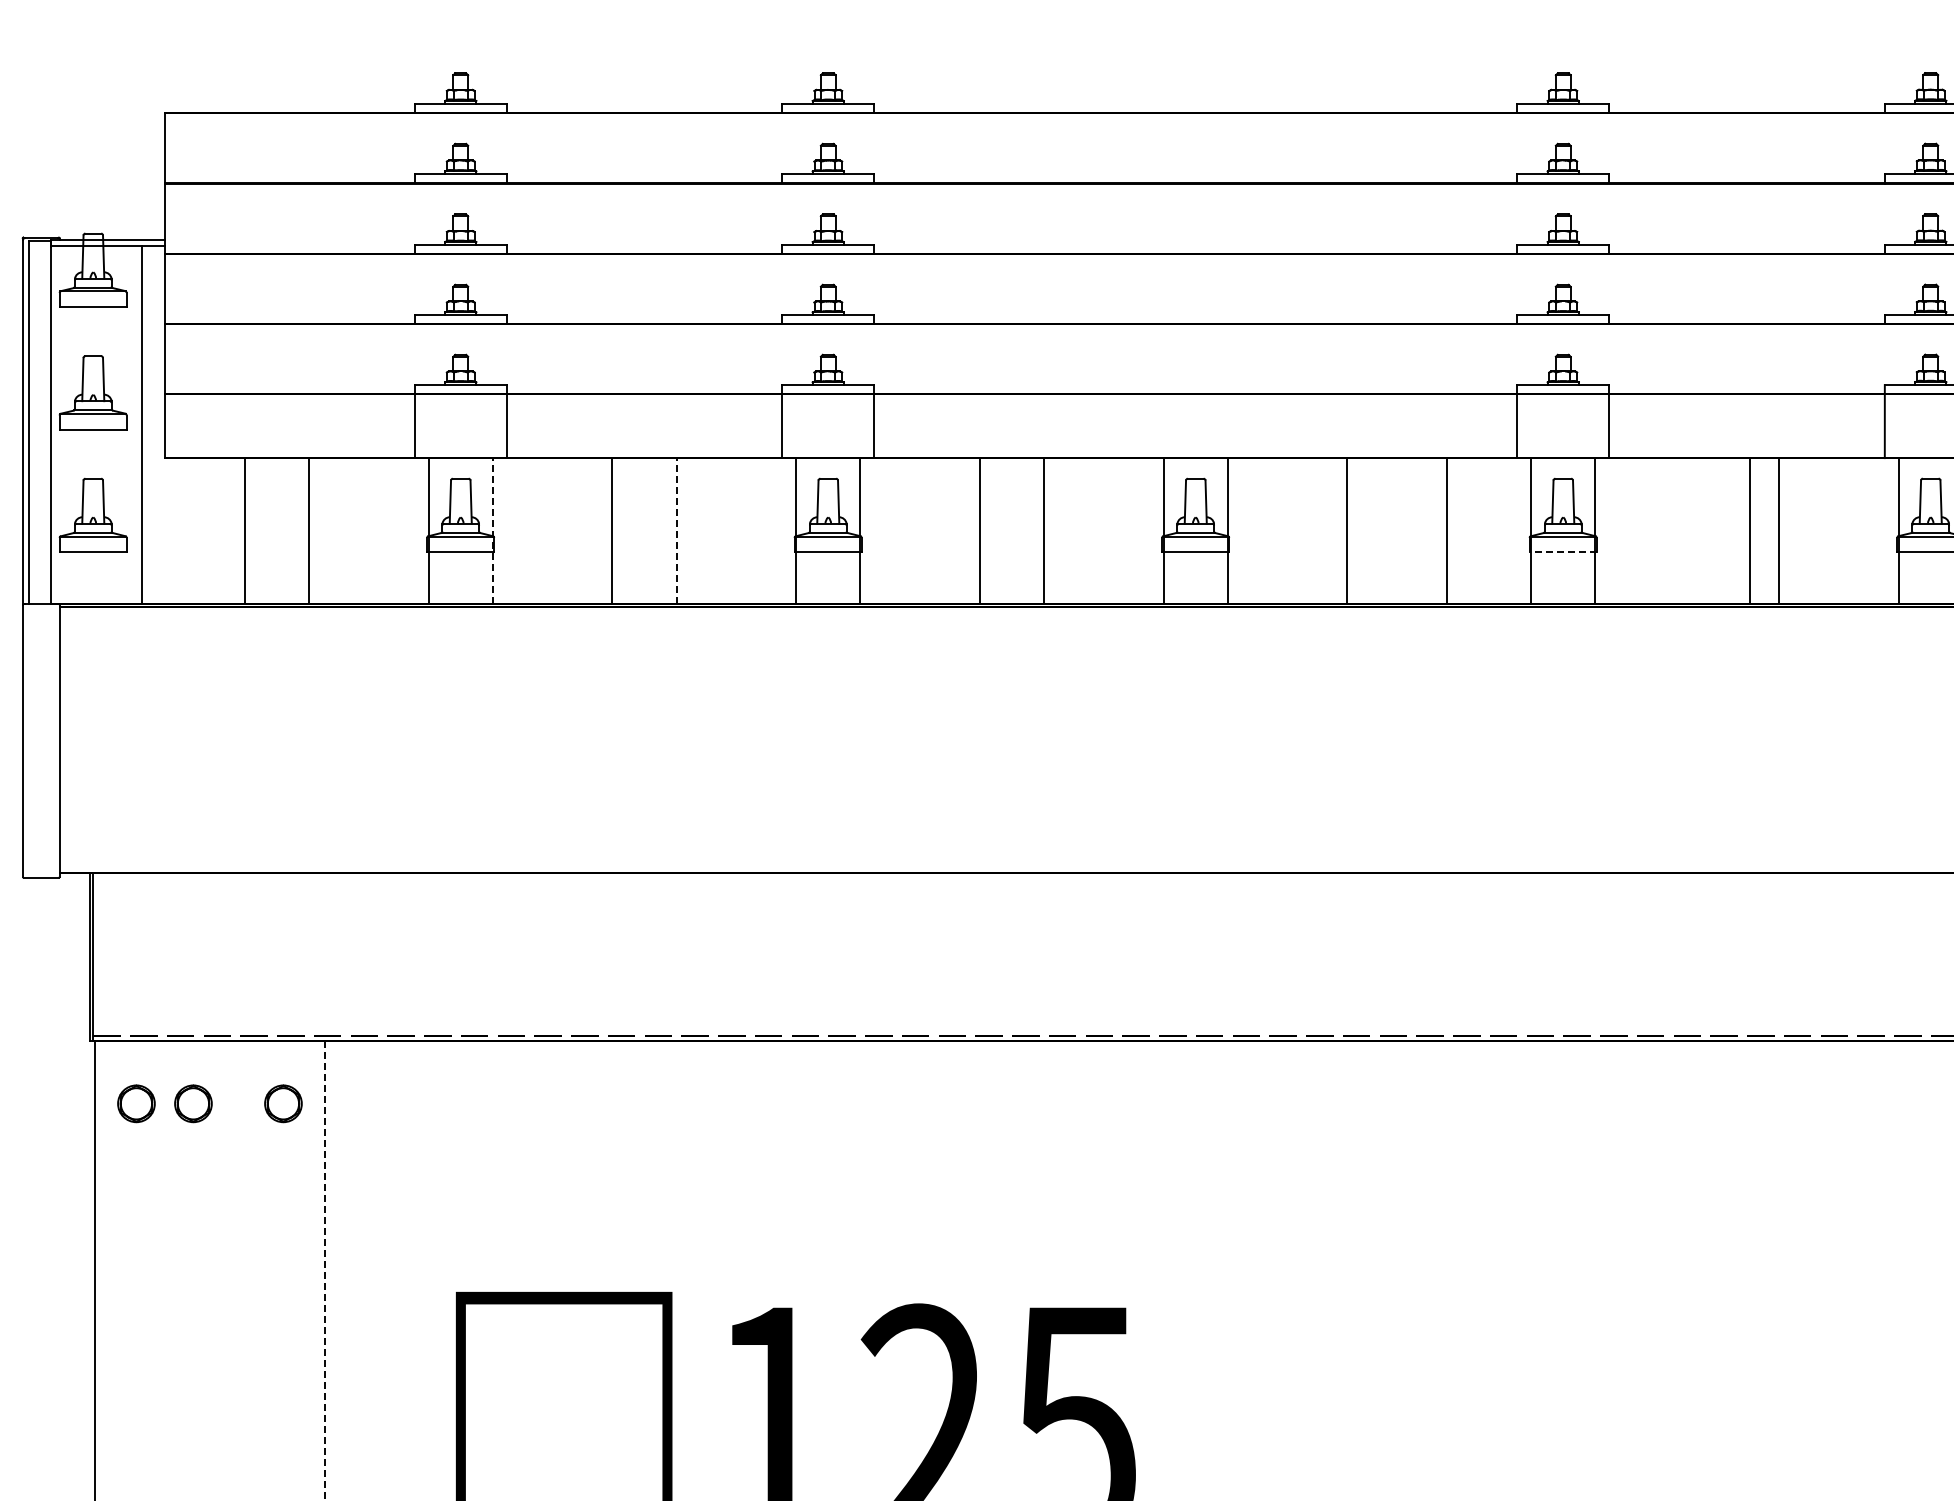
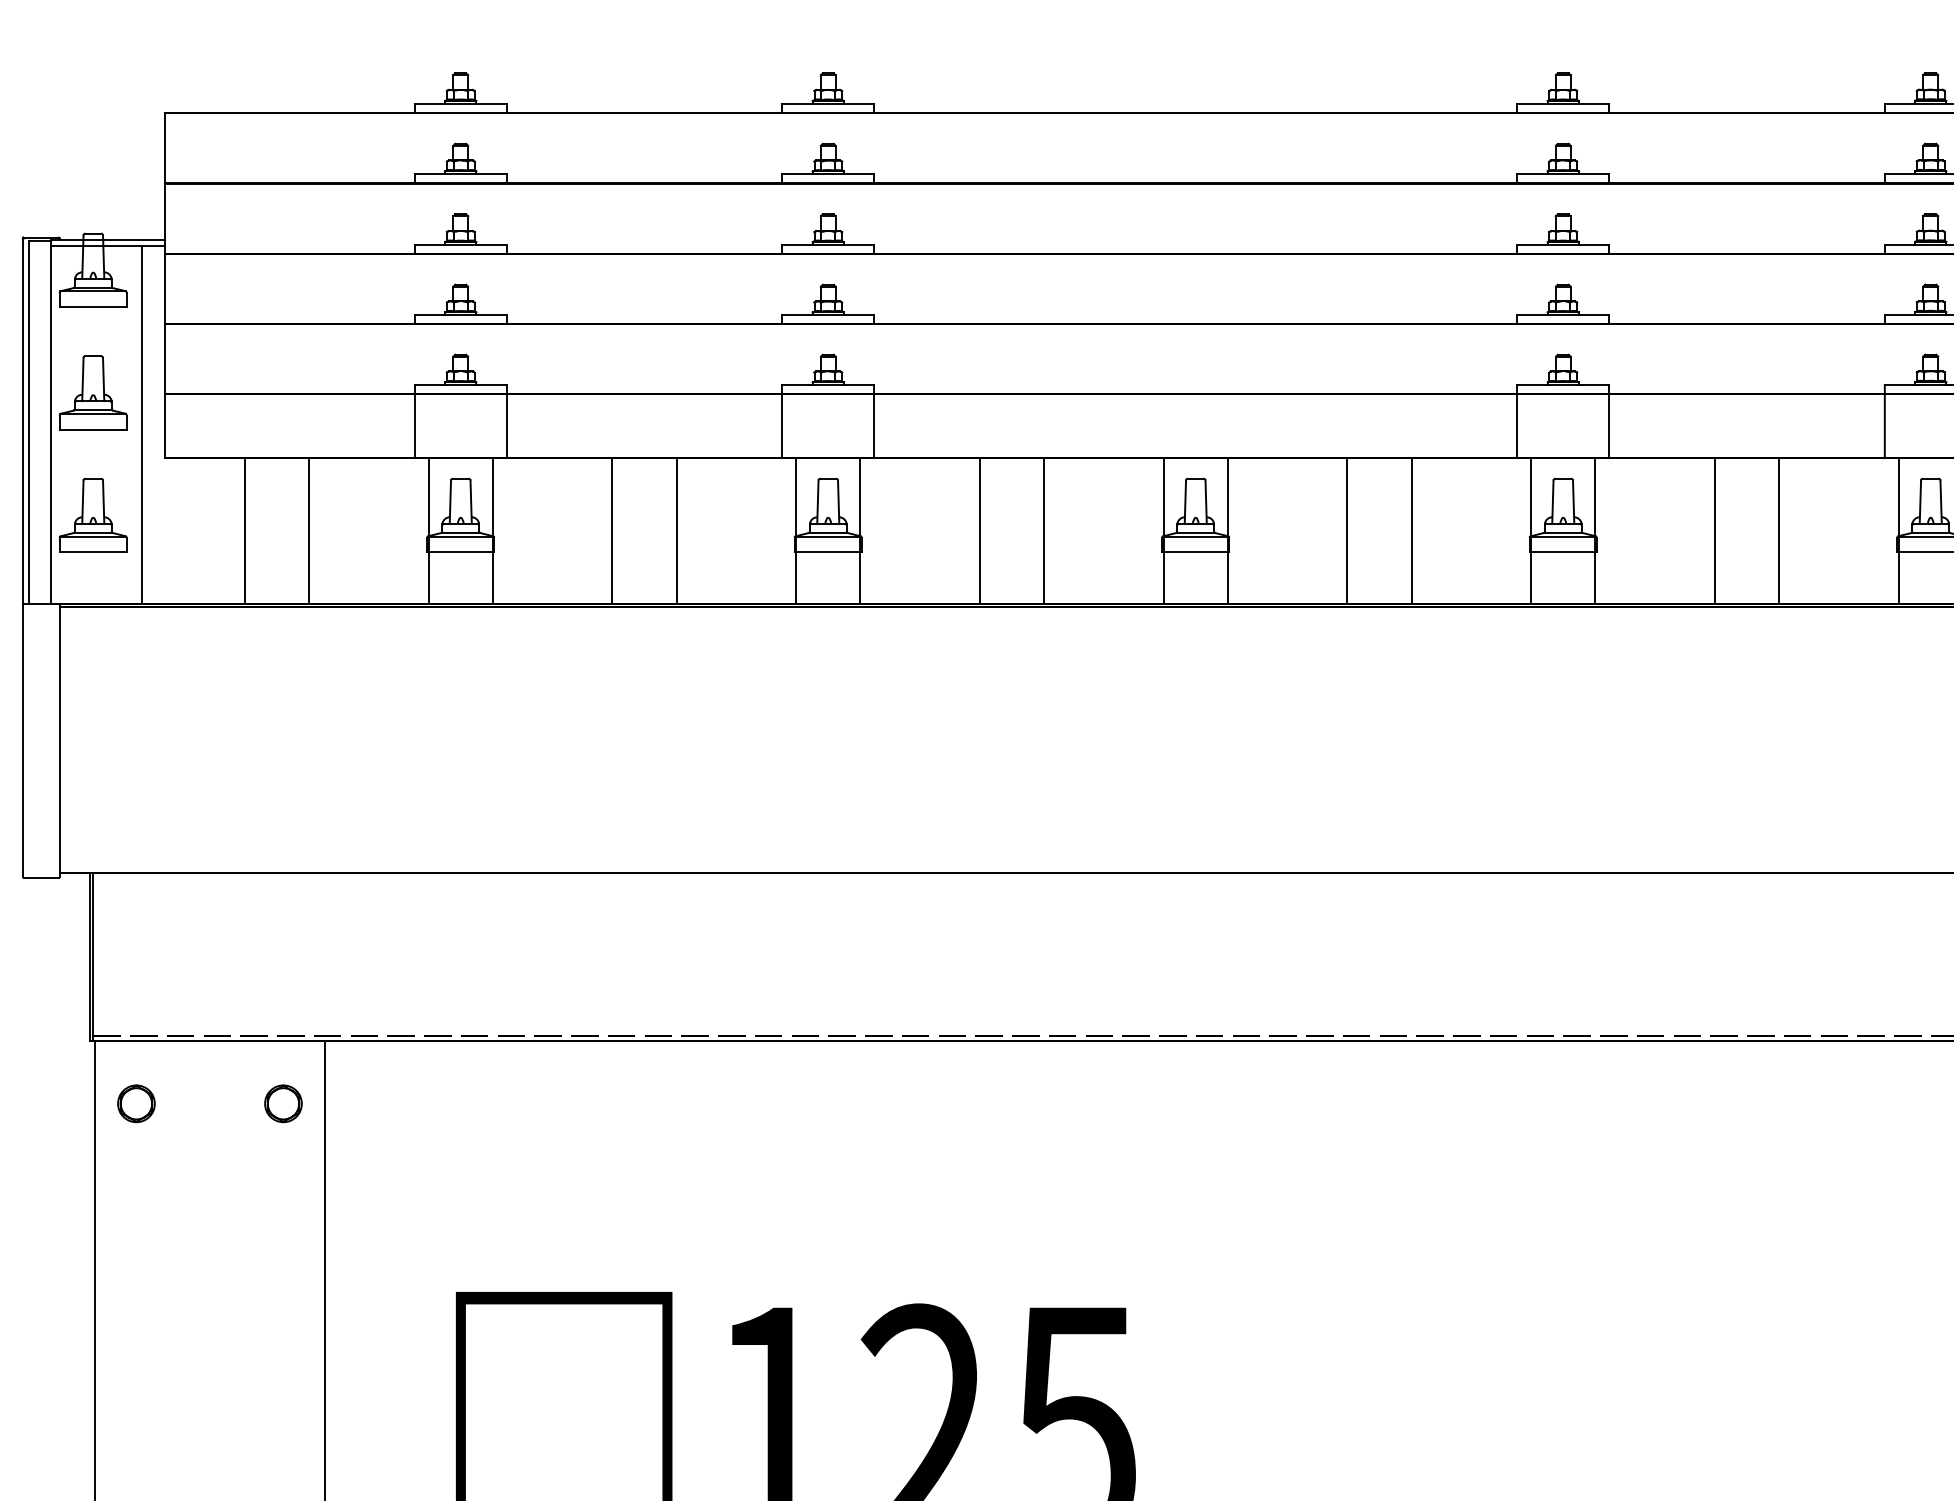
line: dashed -> solid (492, 530)
line: dashed -> solid (676, 530)
line position: (1446, 530) -> (1411, 530) (1411, 530)
line position: (1749, 530) -> (1714, 530) (1714, 530)
line: dashed -> solid (1563, 552)
part: present -> none (193, 1103)
line: dashed -> solid (324, 1271)
